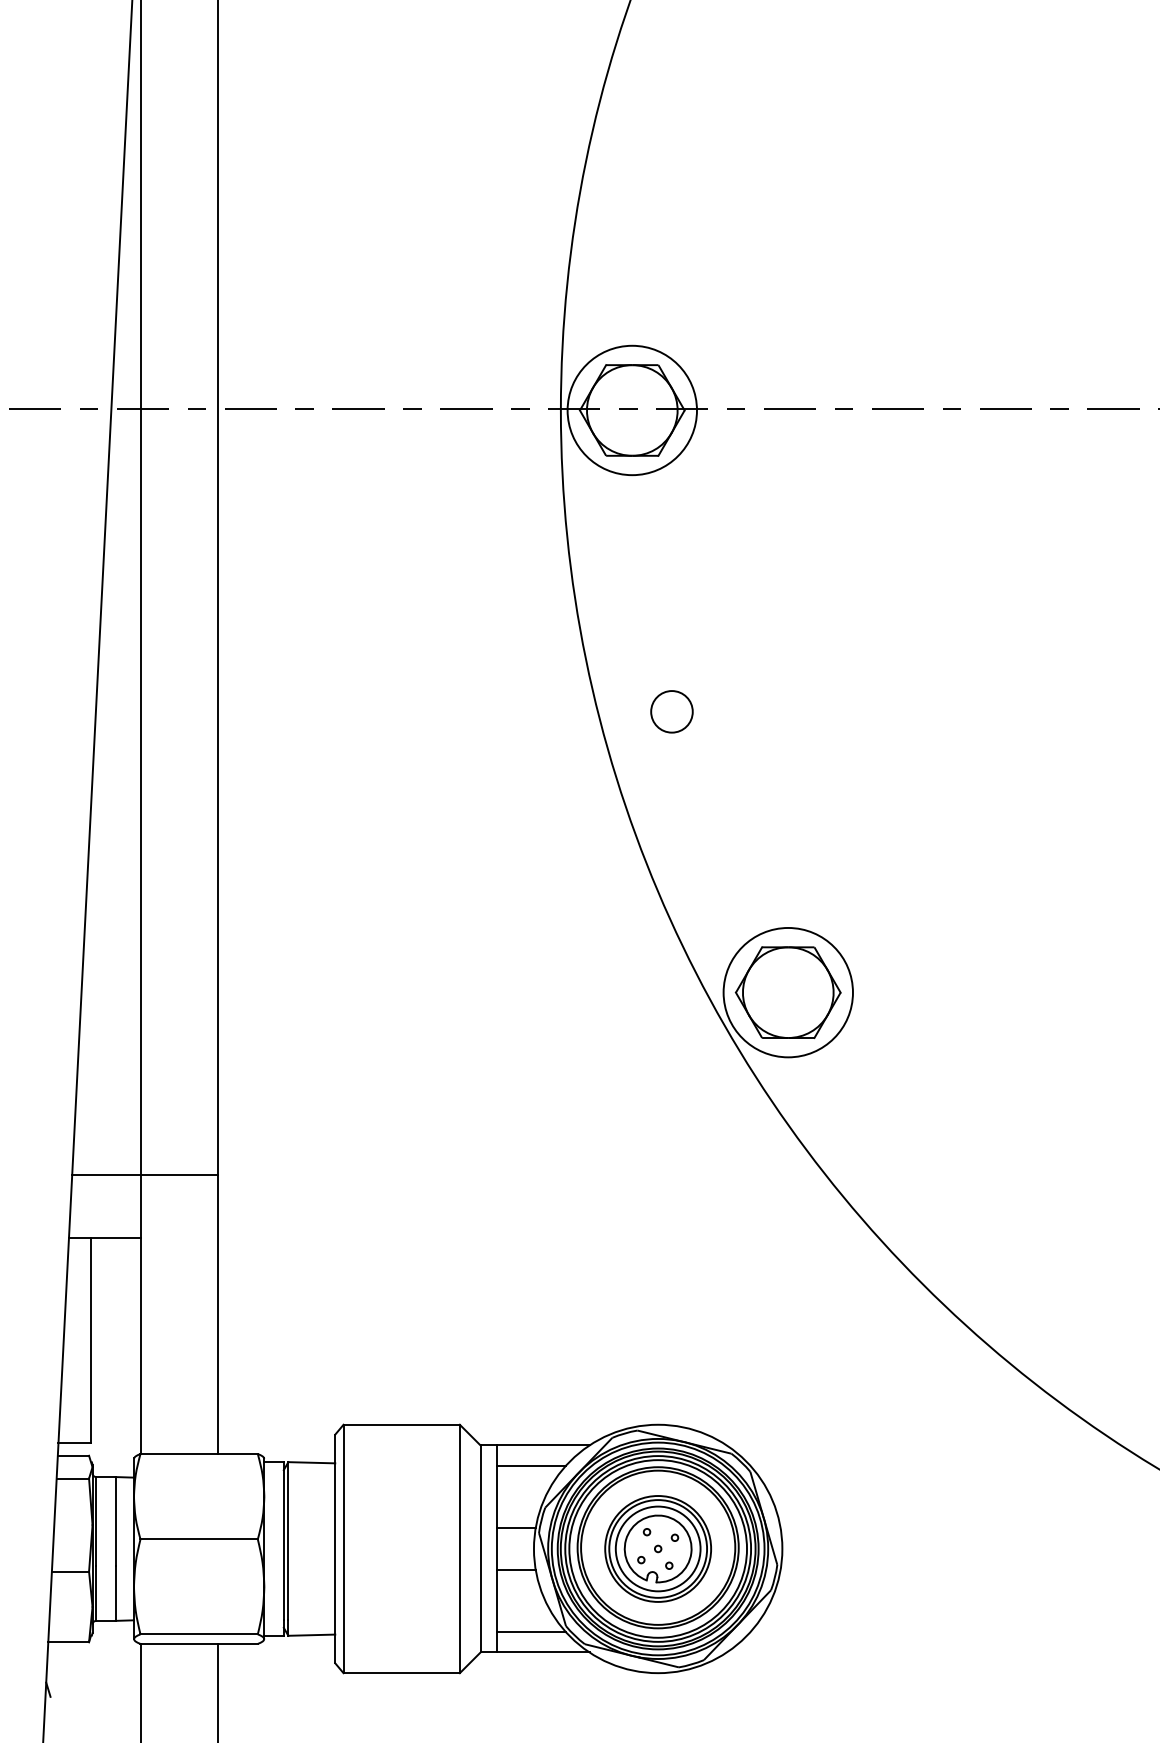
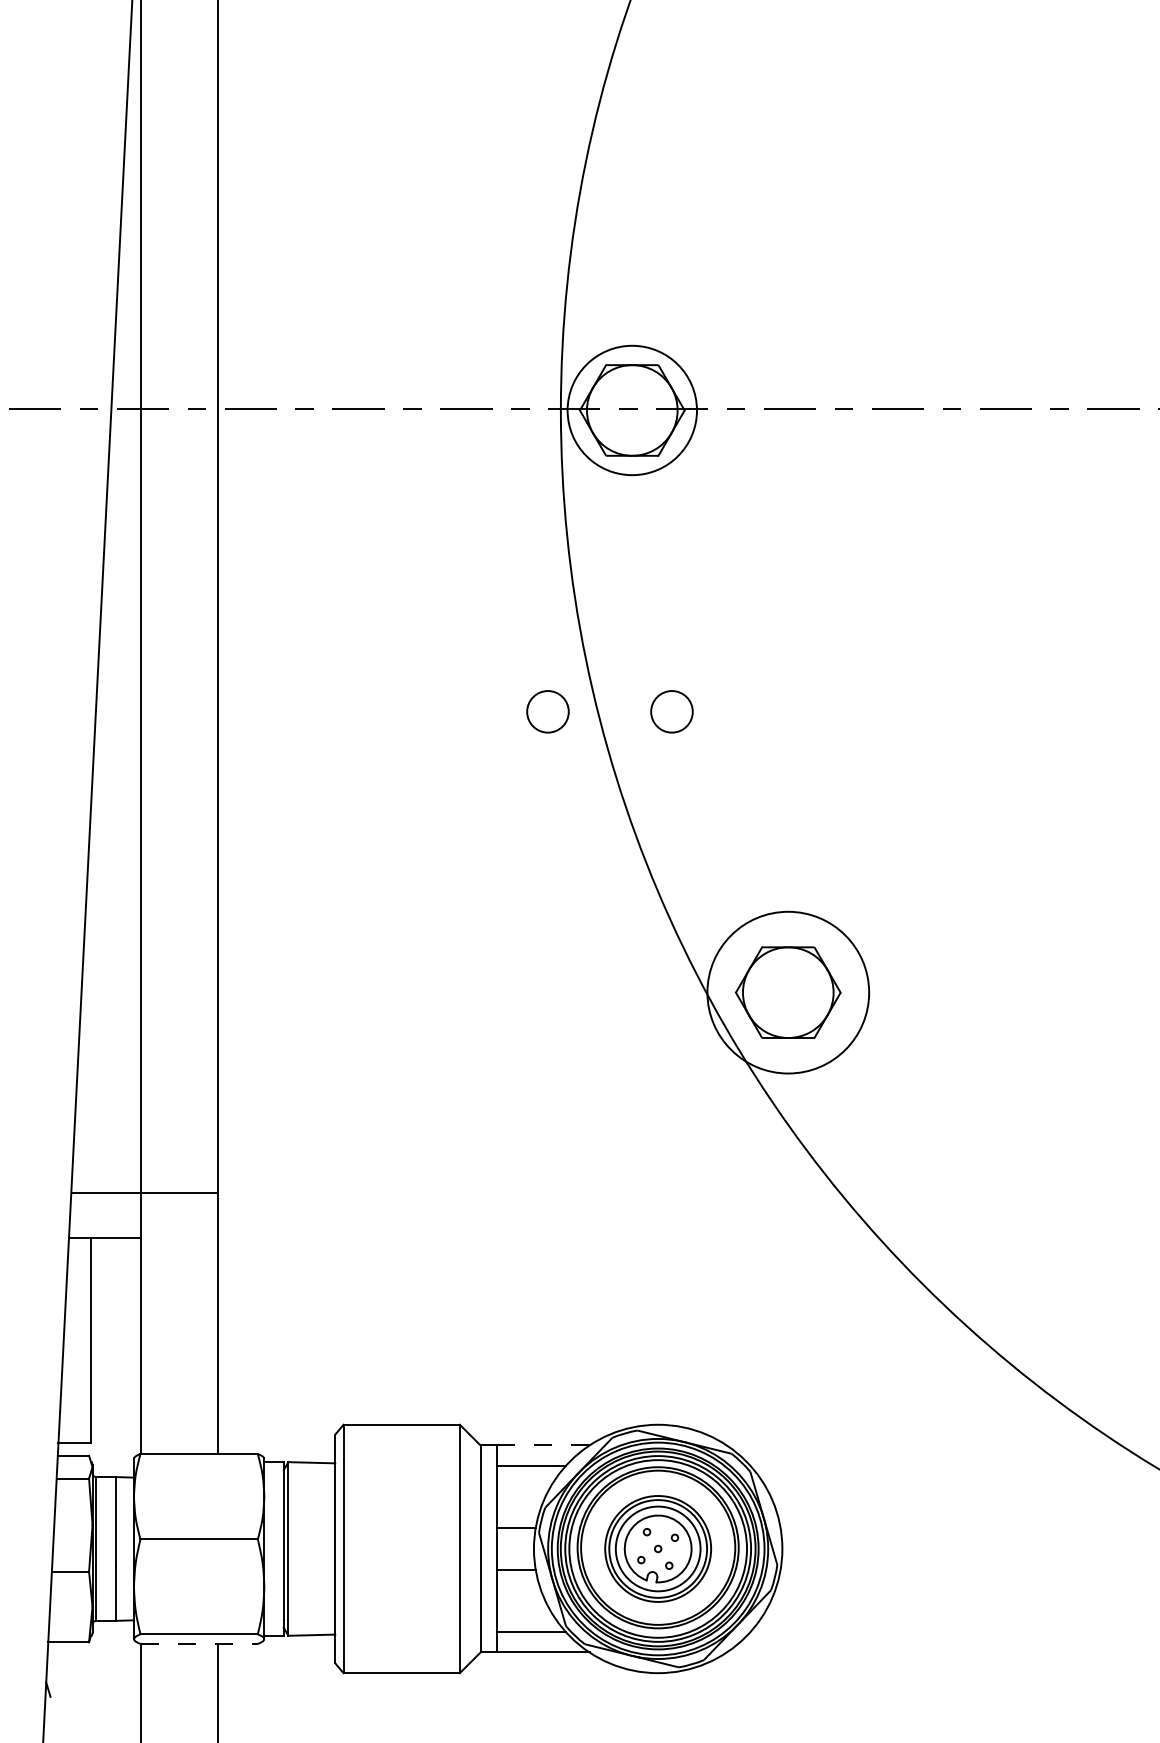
circle: none -> present (547, 711)
circle diameter: 129 px -> 162 px (788, 992)
line position: (145, 1175) -> (145, 1193) (145, 1193)
line: solid -> dashed (543, 1445)
line: solid -> dashed (199, 1643)
